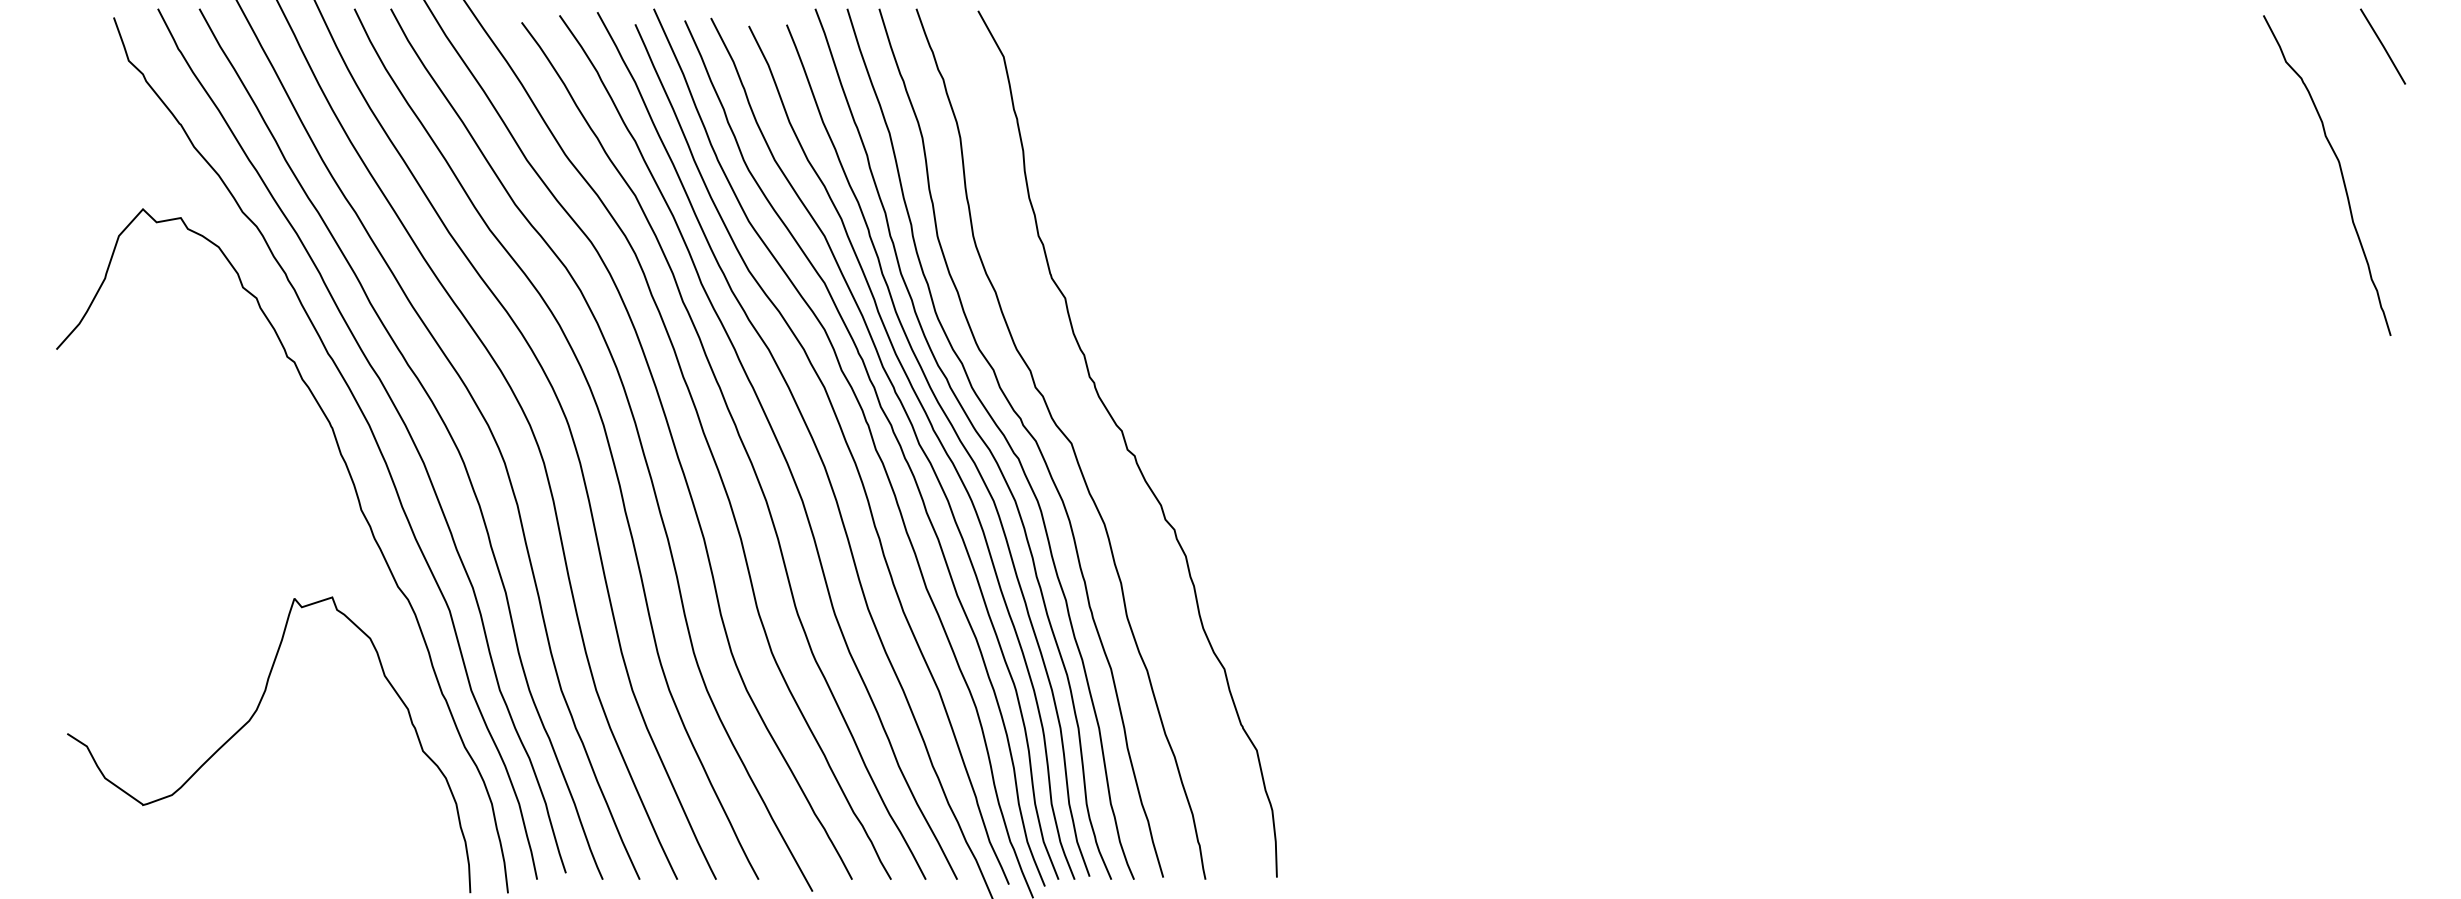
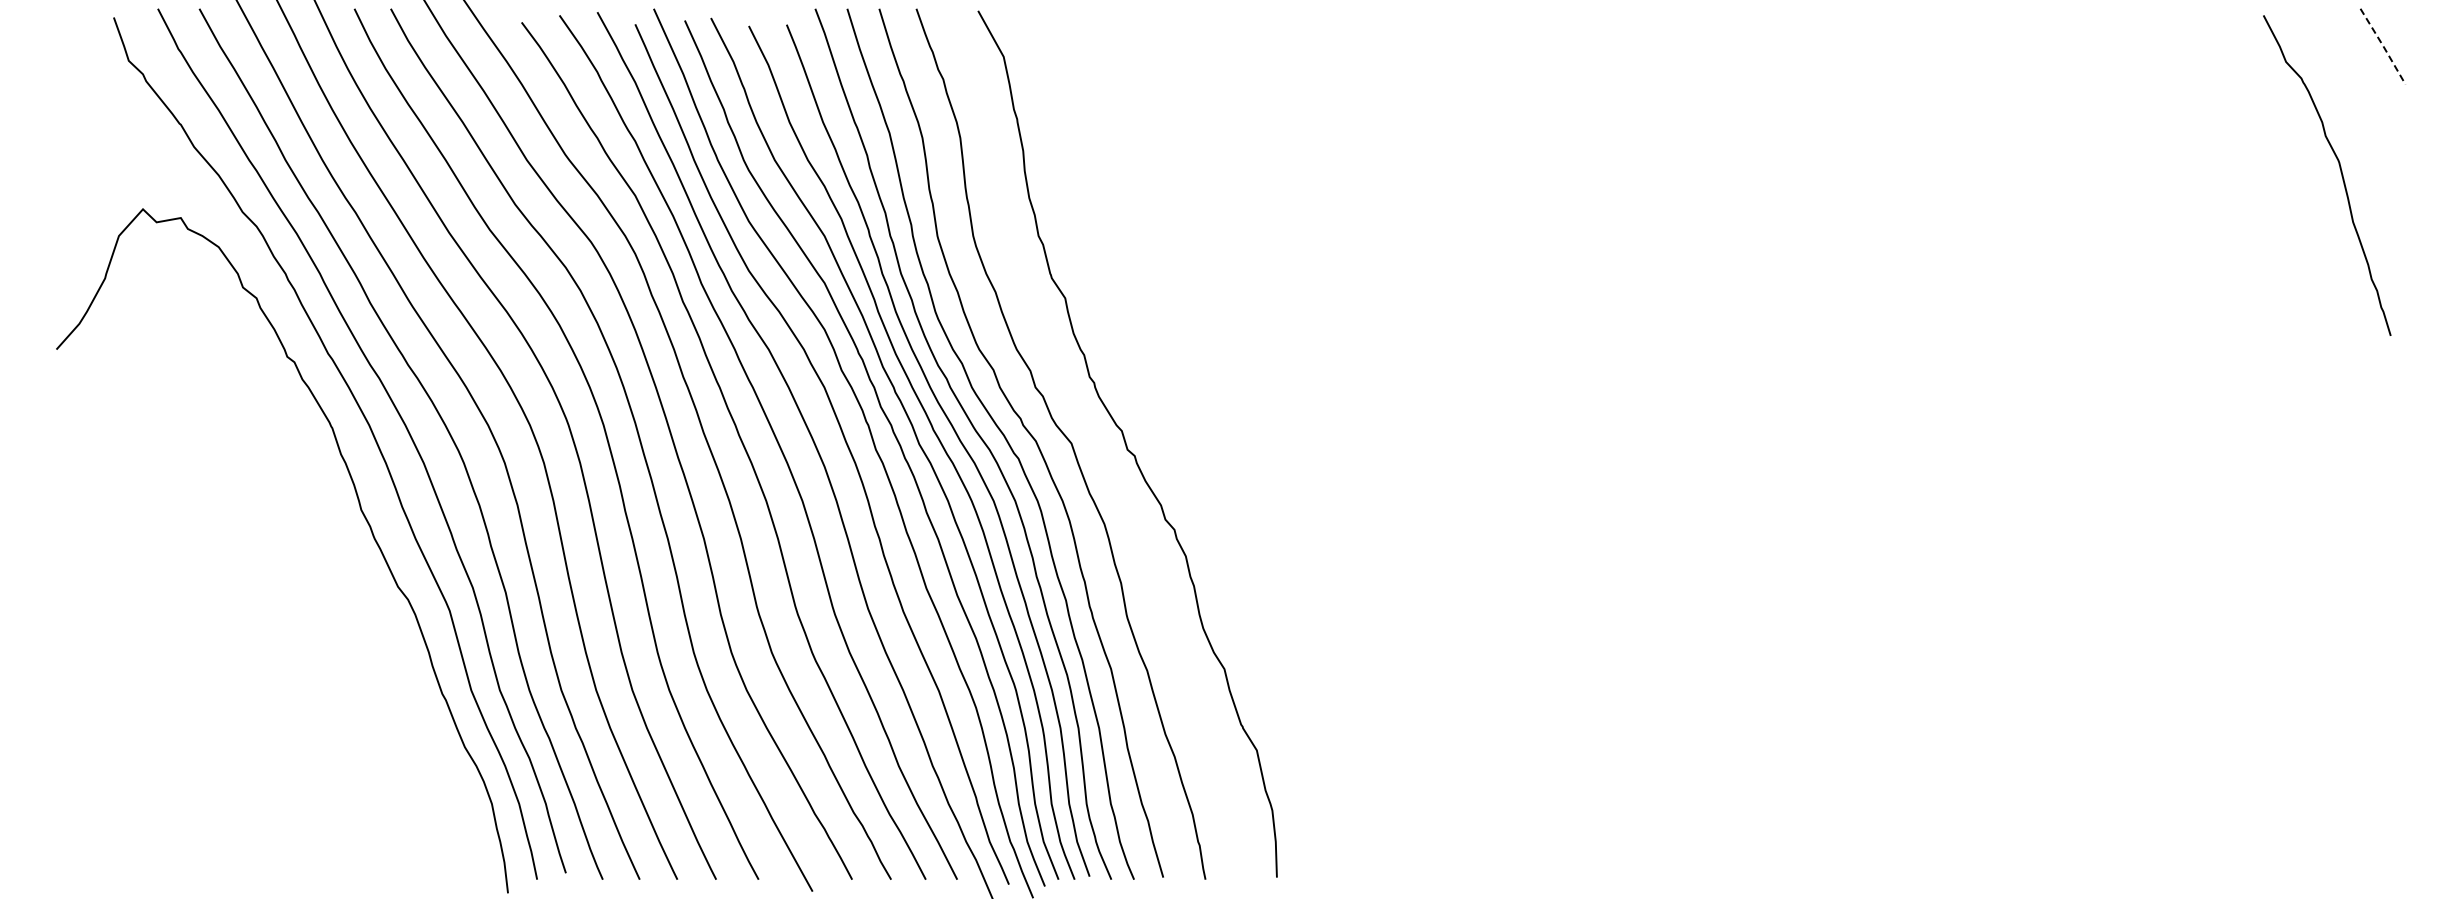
line: solid -> dashed (2383, 46)
curve: present -> none (248, 722)
